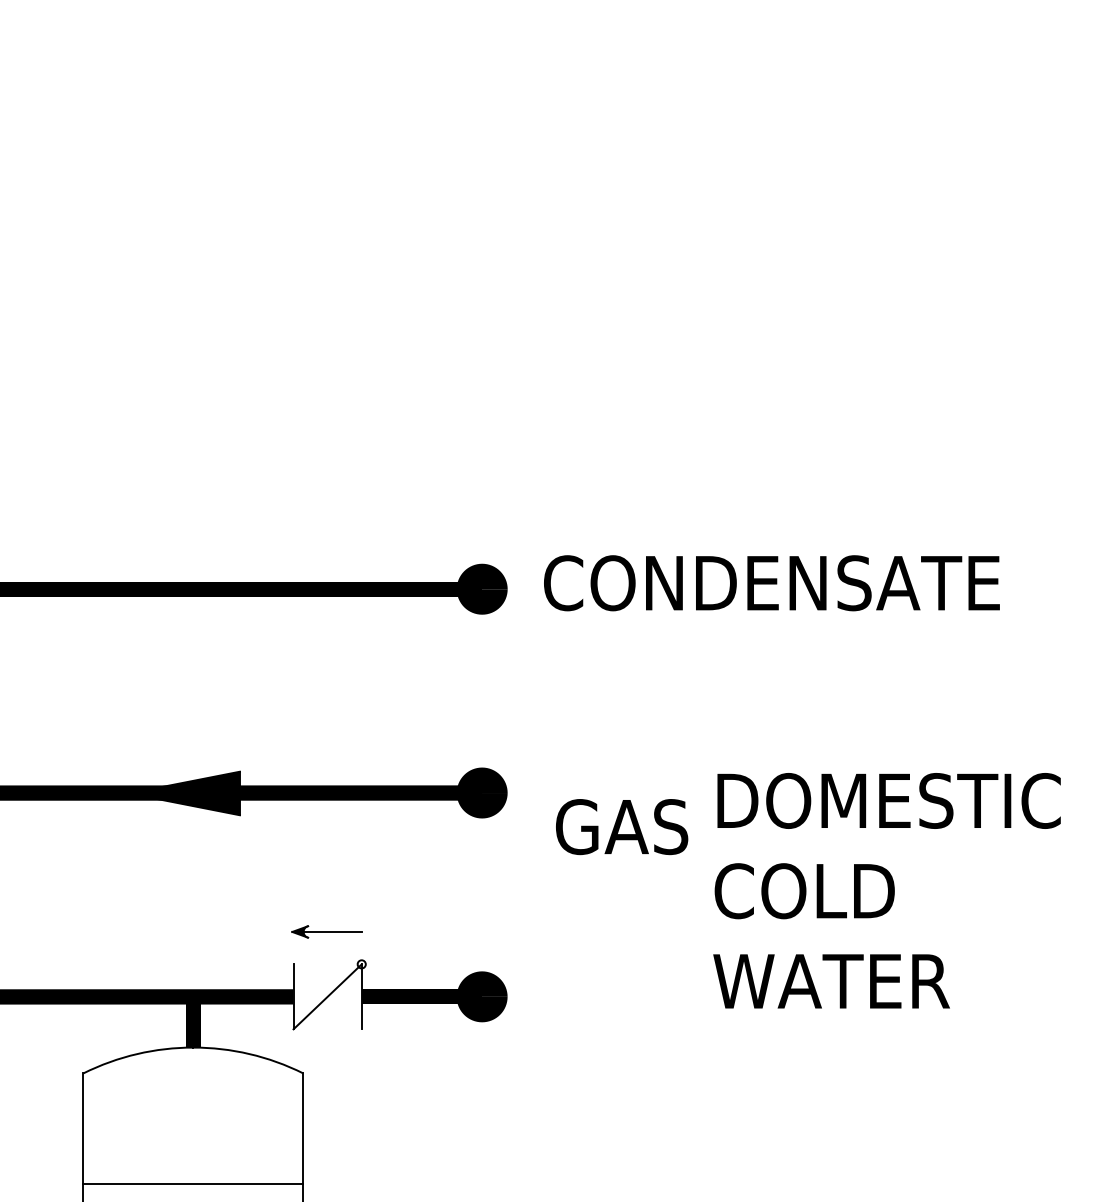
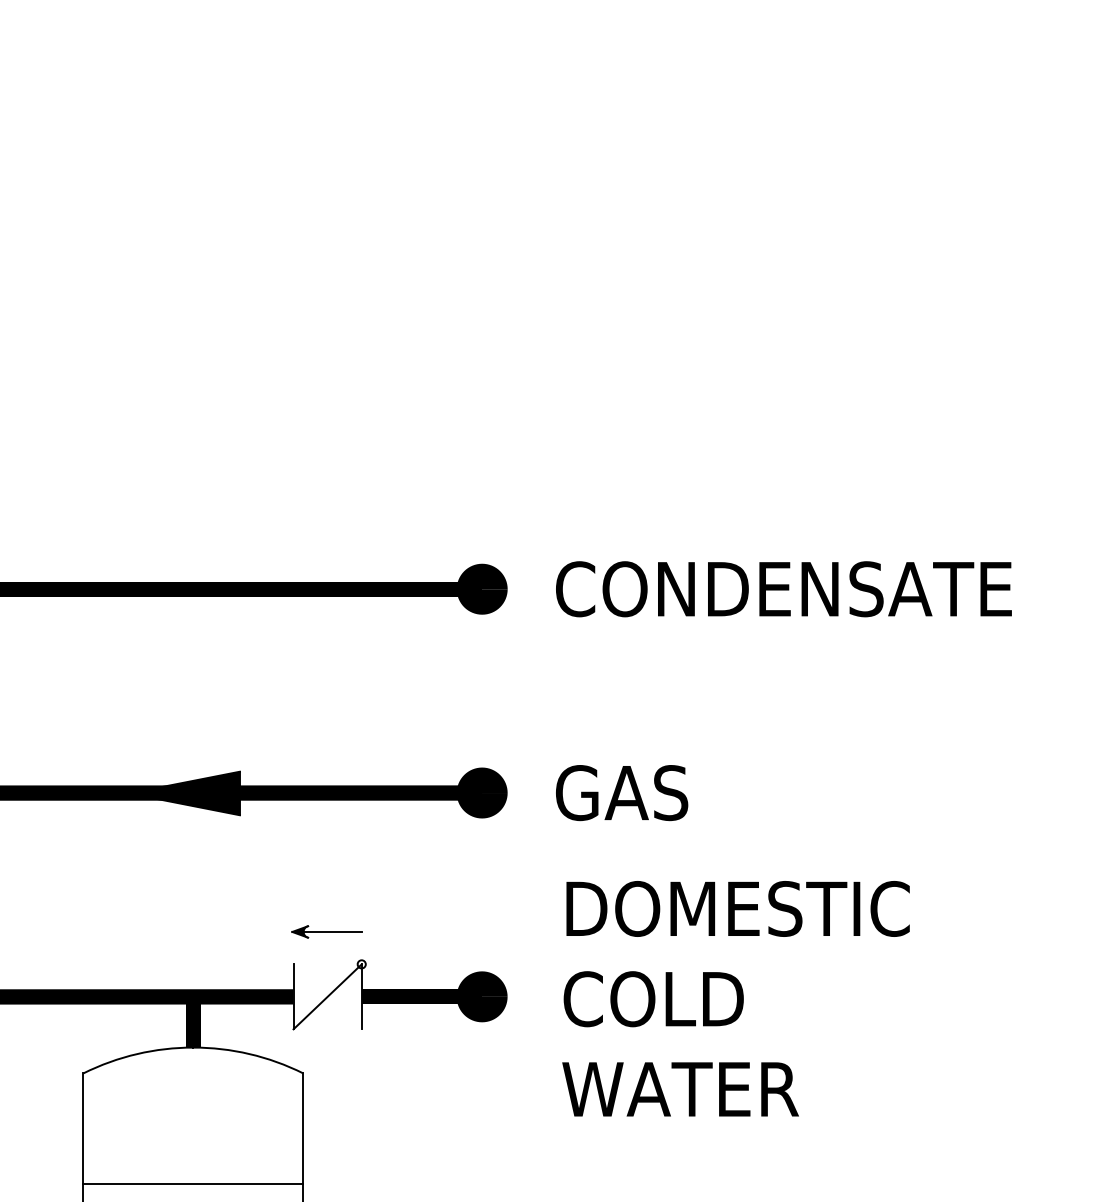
text position: (771, 583) -> (783, 589) (783, 589)
text position: (622, 827) -> (622, 793) (622, 793)
text position: (886, 890) -> (735, 998) (735, 998)
